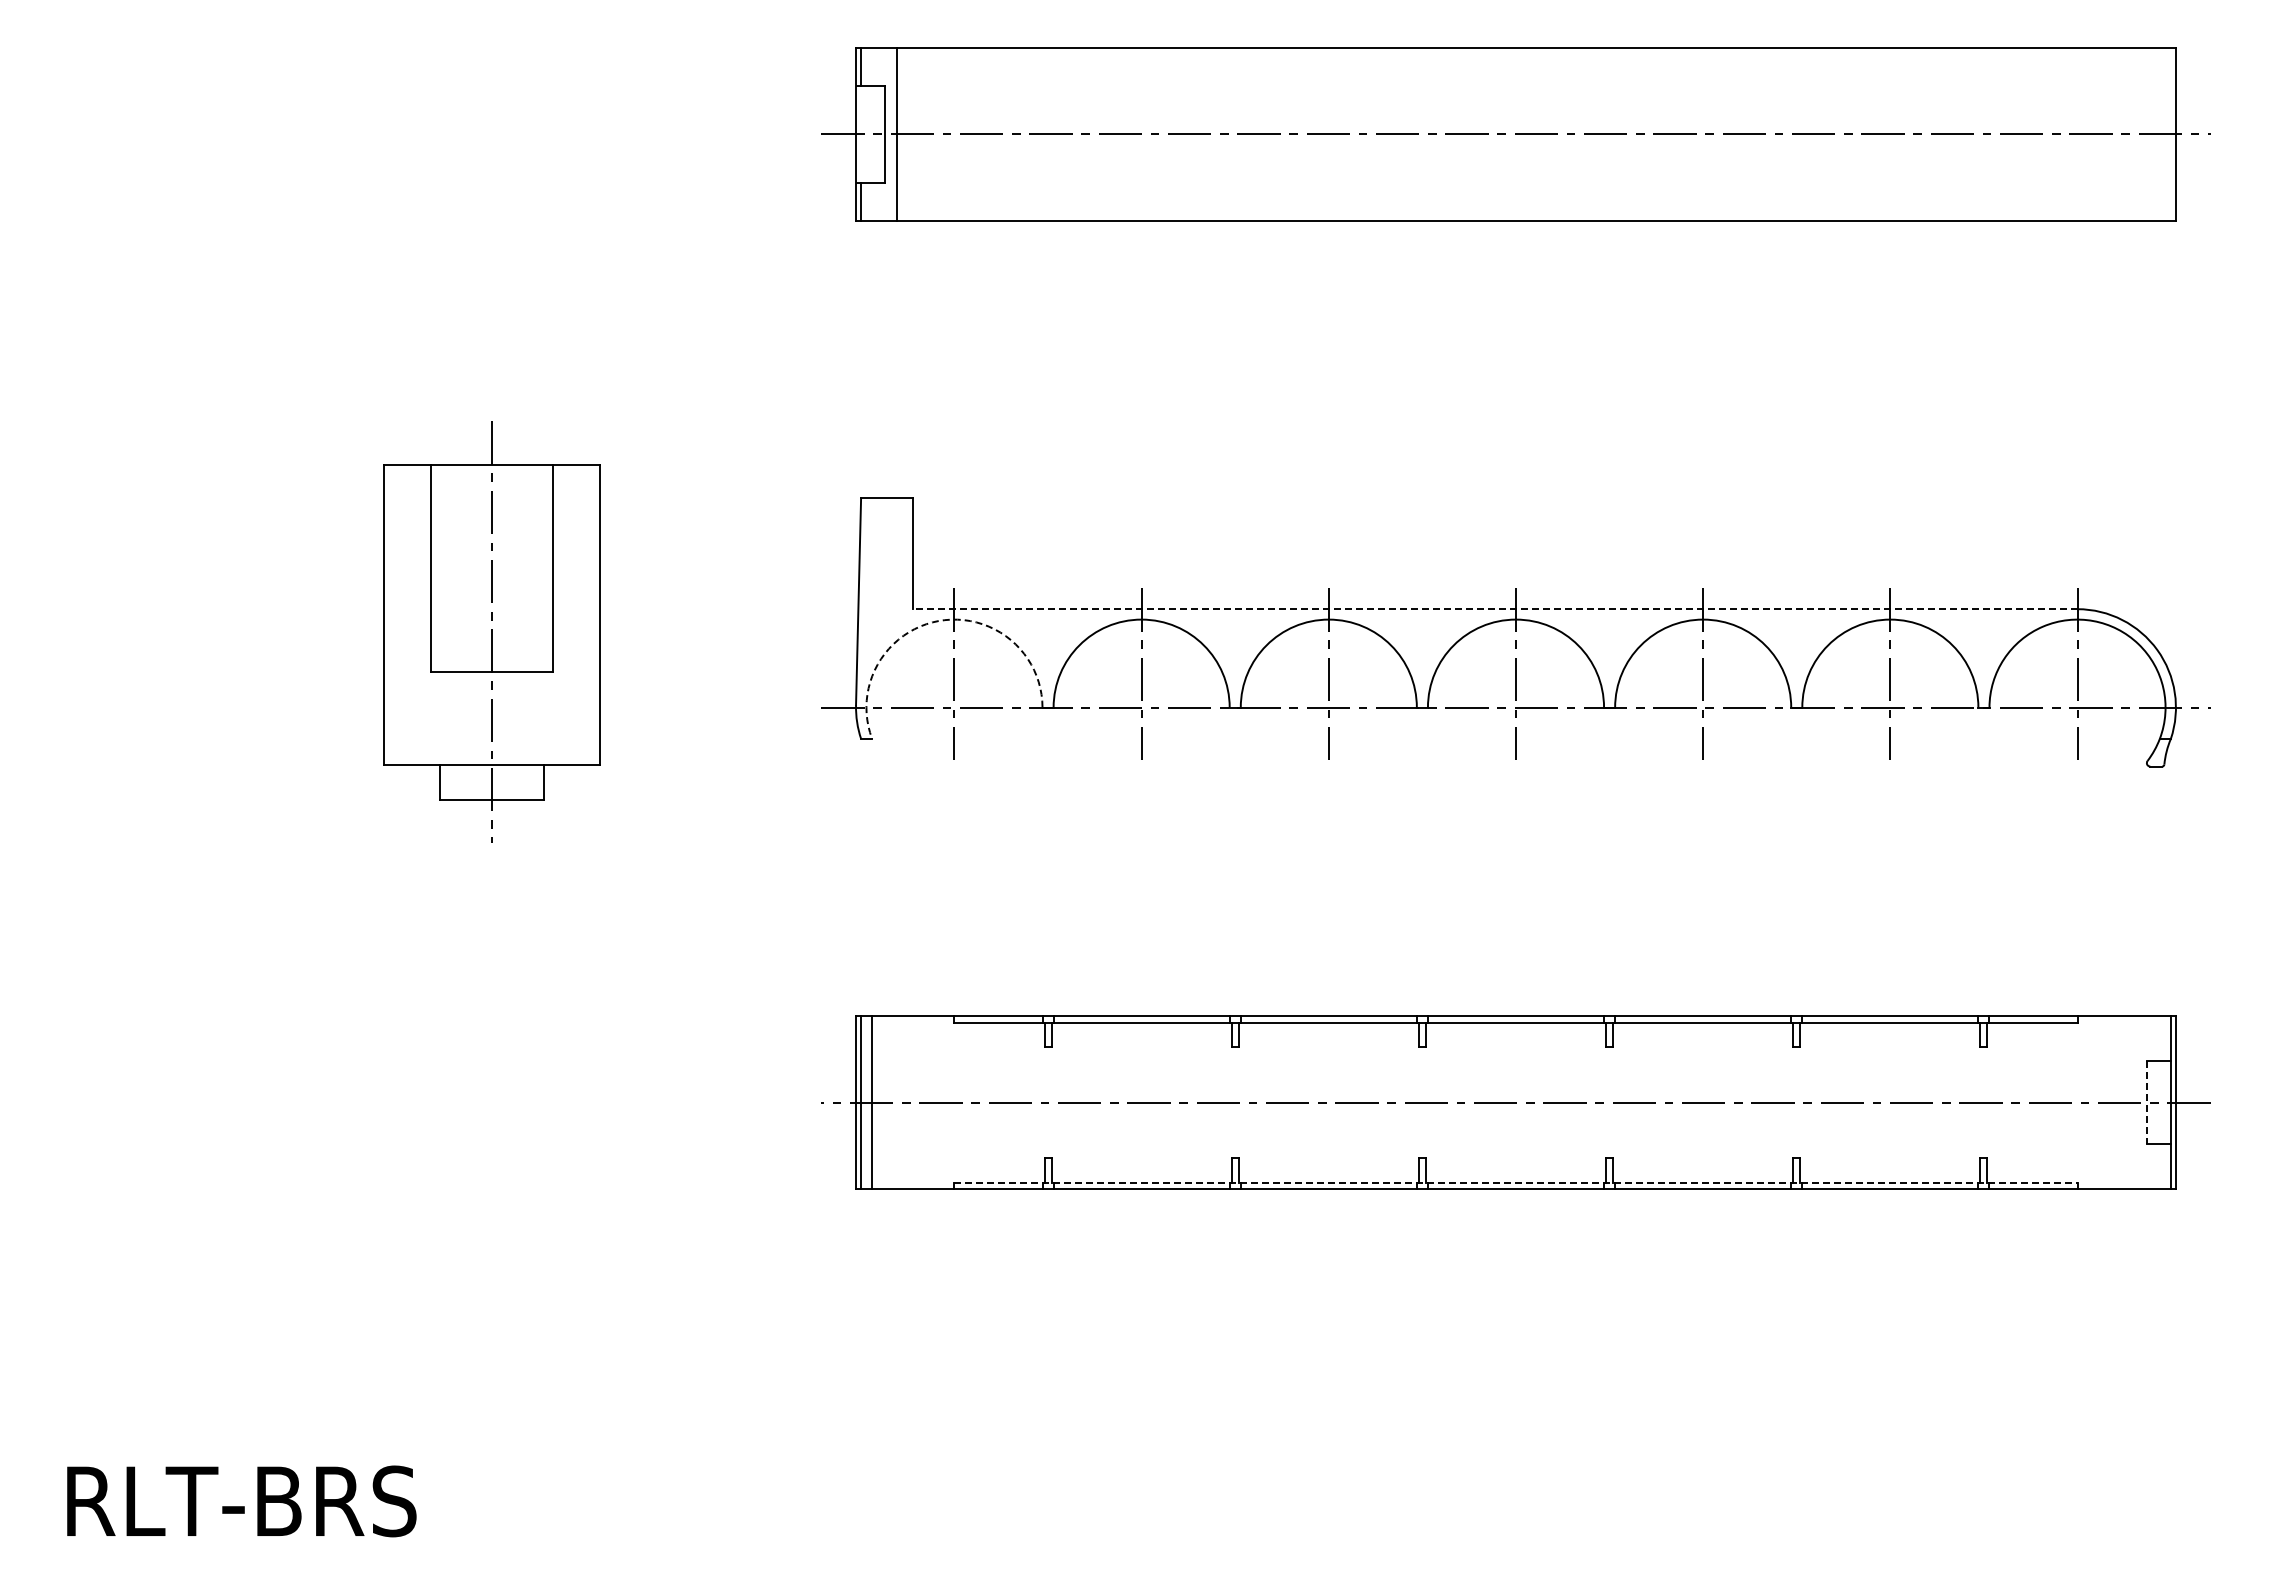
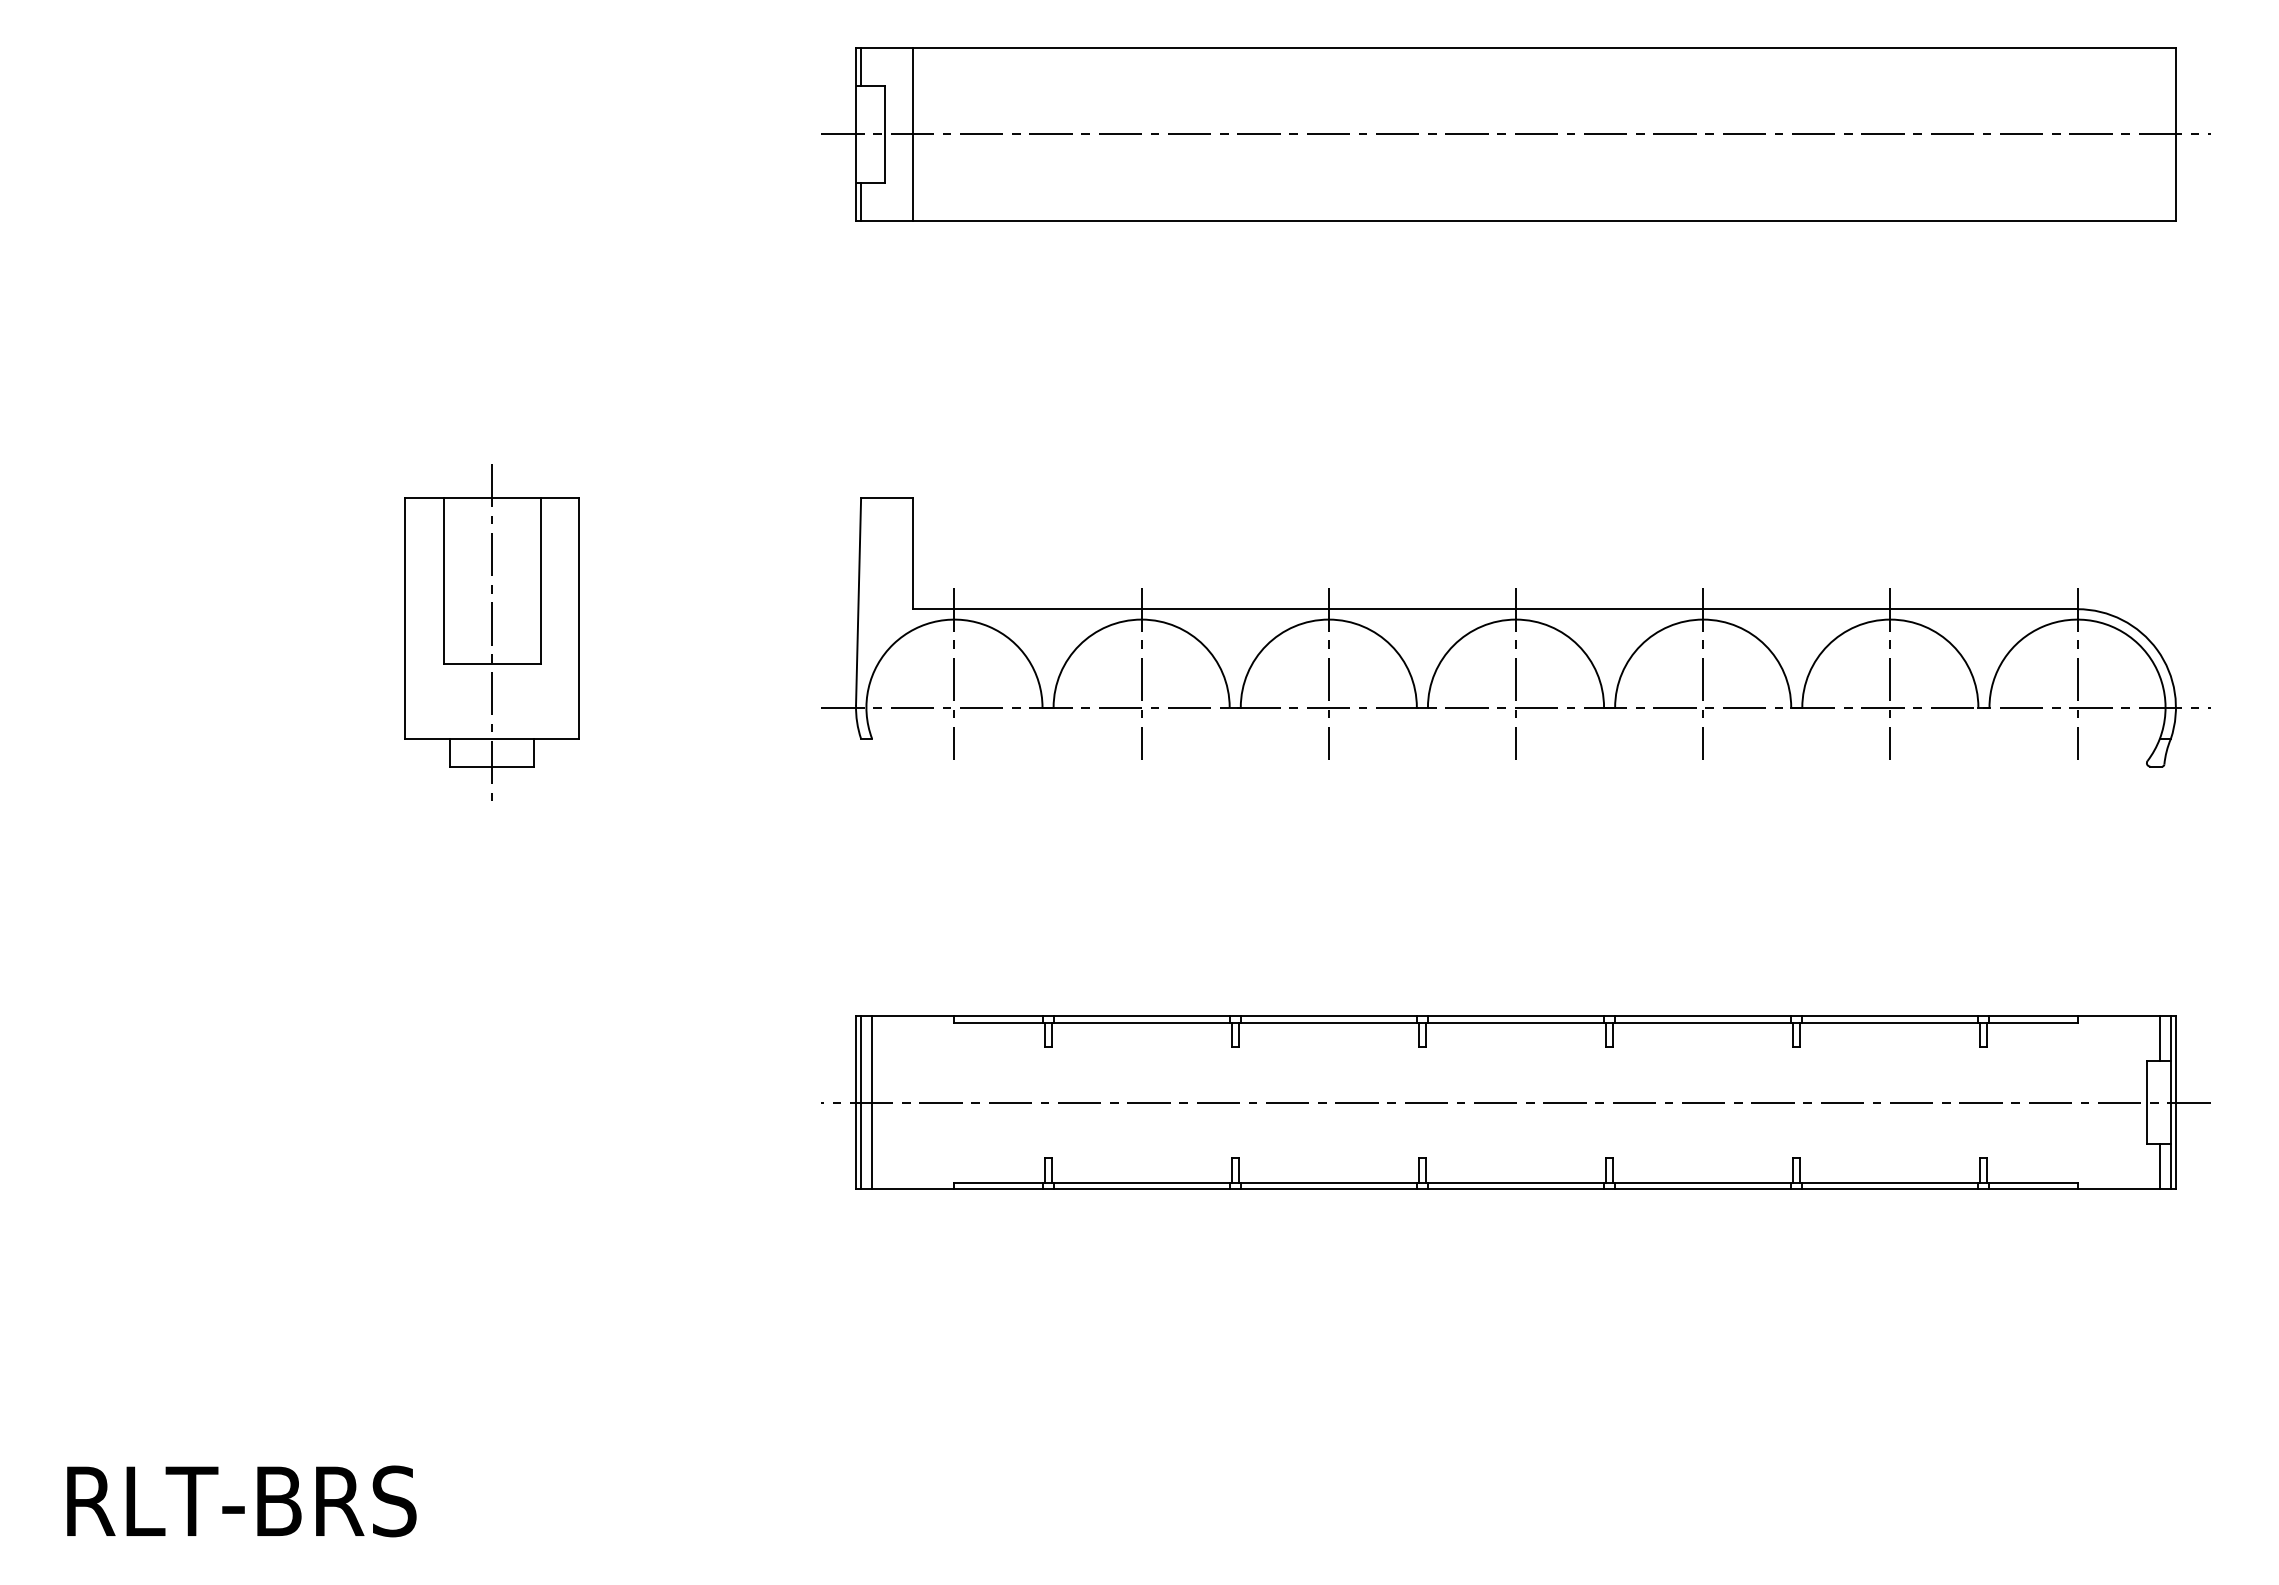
line position: (896, 134) -> (912, 134) (912, 134)
line: dashed -> solid (1494, 609)
arc: dashed -> solid (938, 621)
part size: 218x422 px -> 176x337 px (491, 632)
line: none -> present (2159, 1038)
line: dashed -> solid (2146, 1102)
line: none -> present (2159, 1166)
line: dashed -> solid (1516, 1182)
